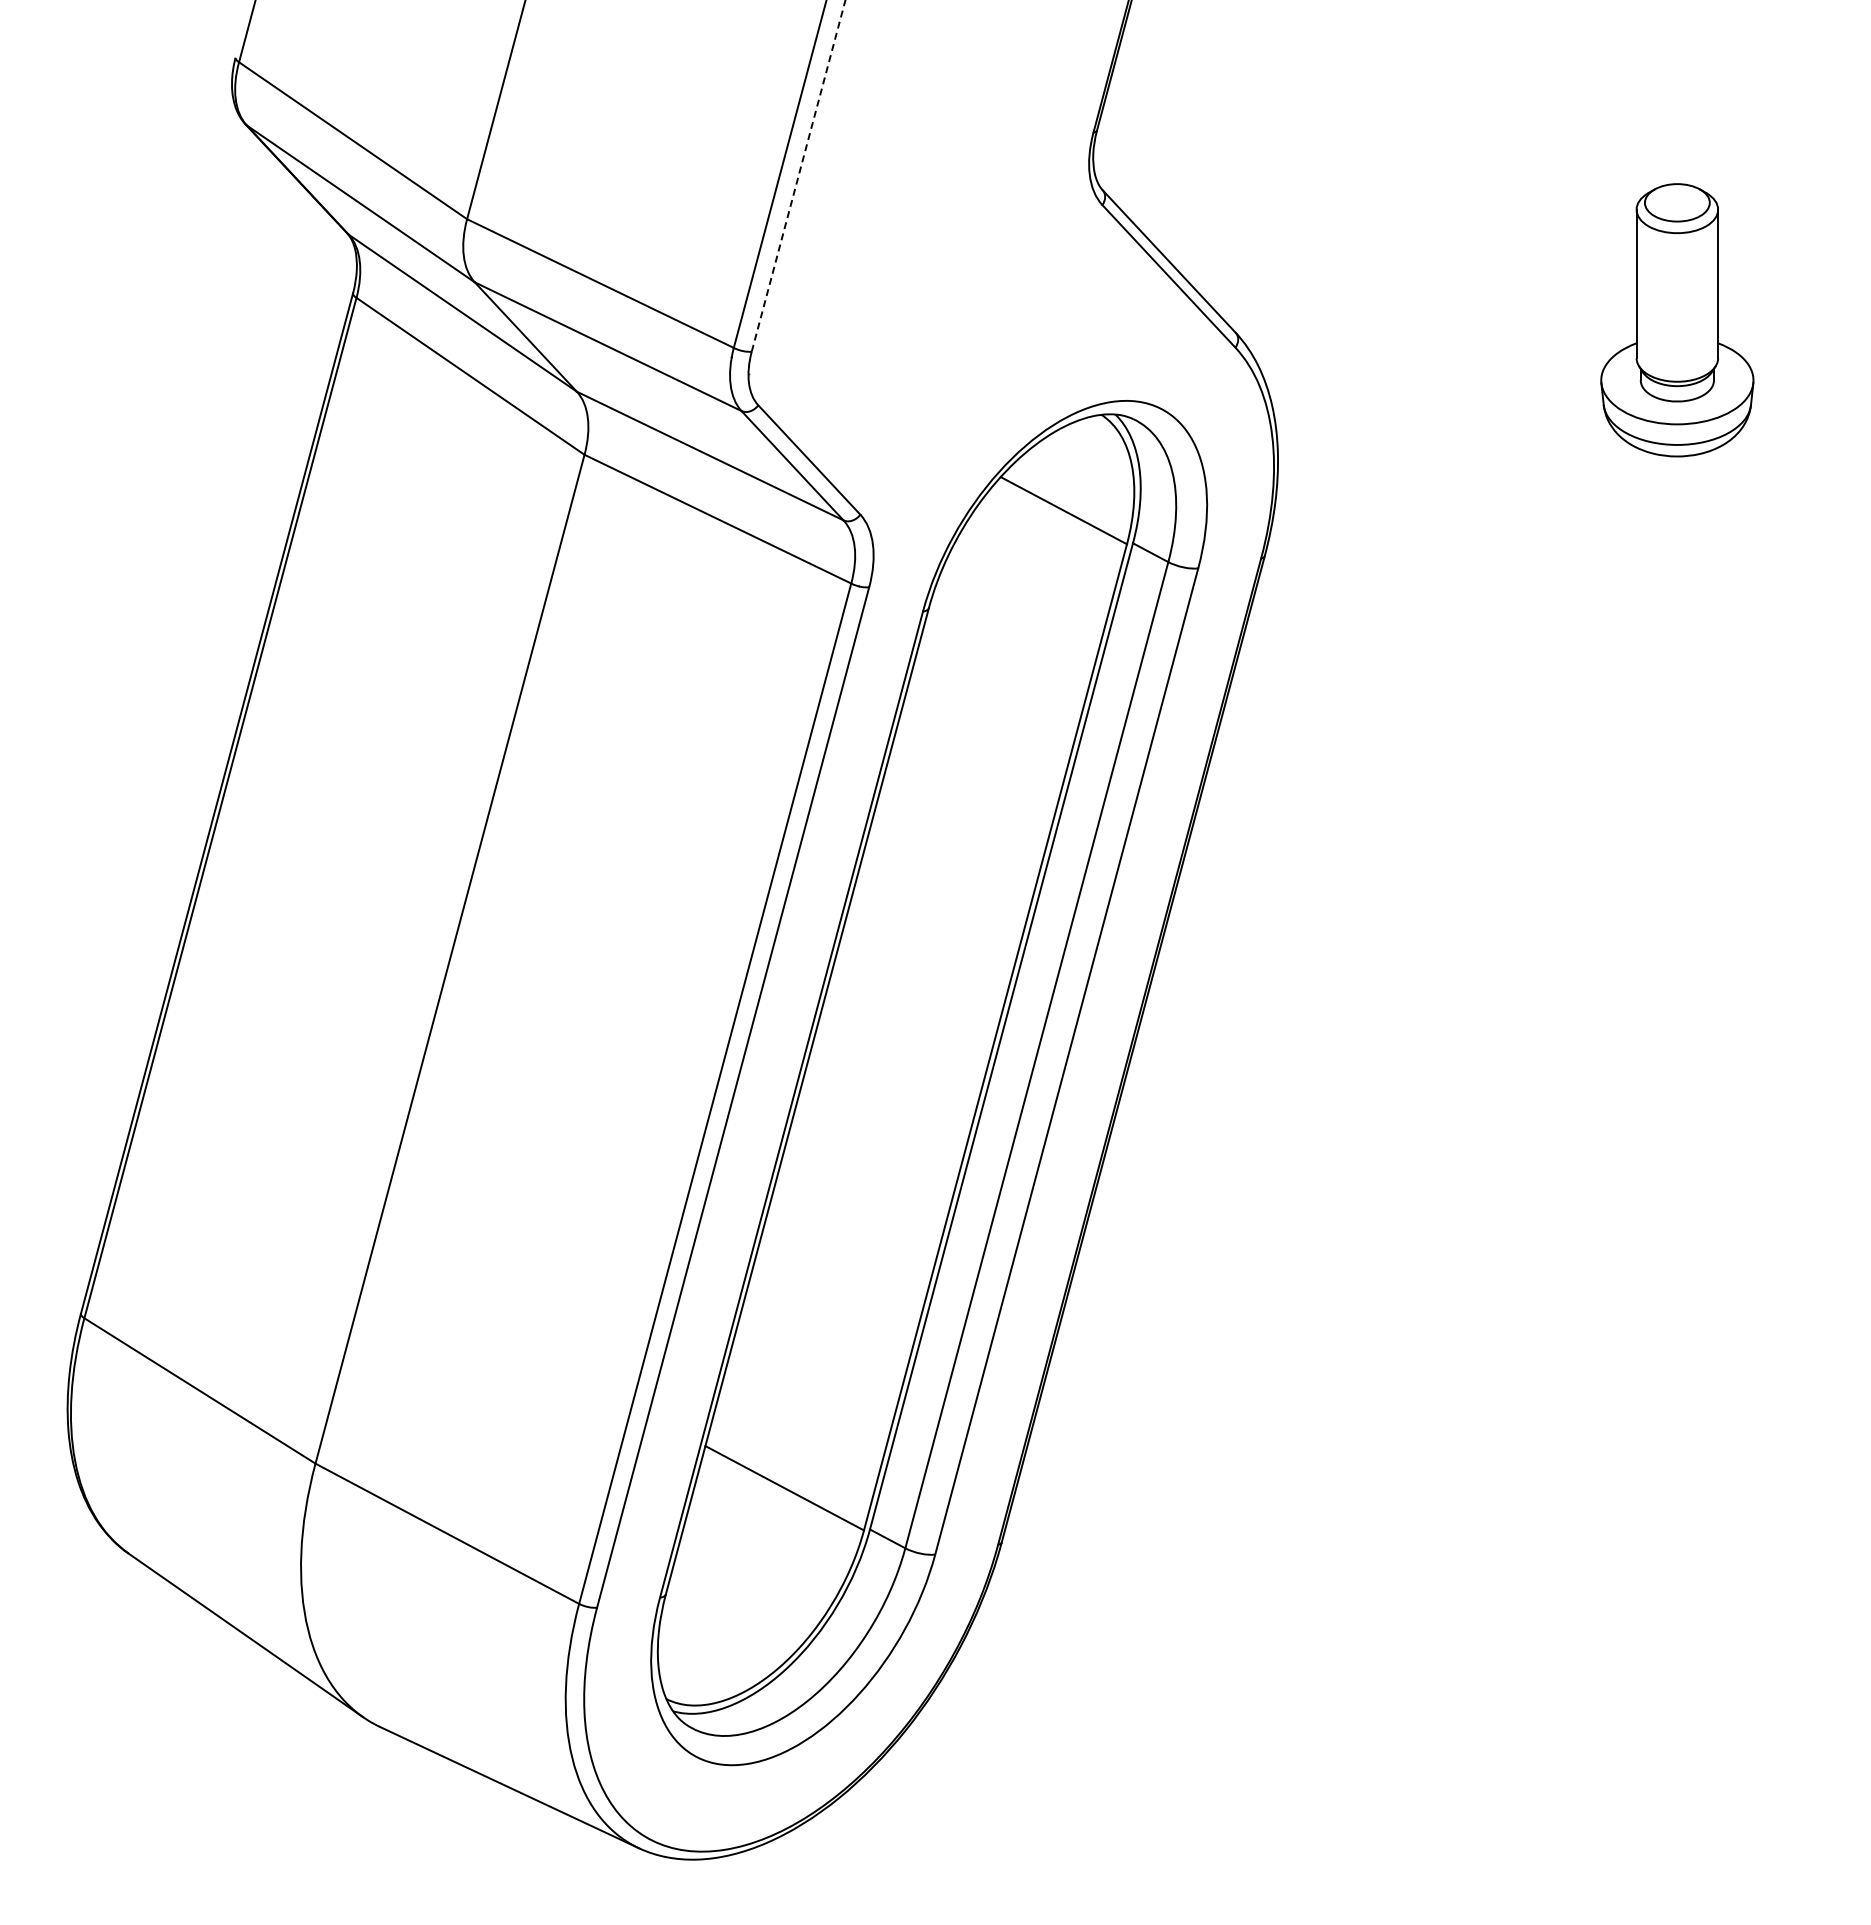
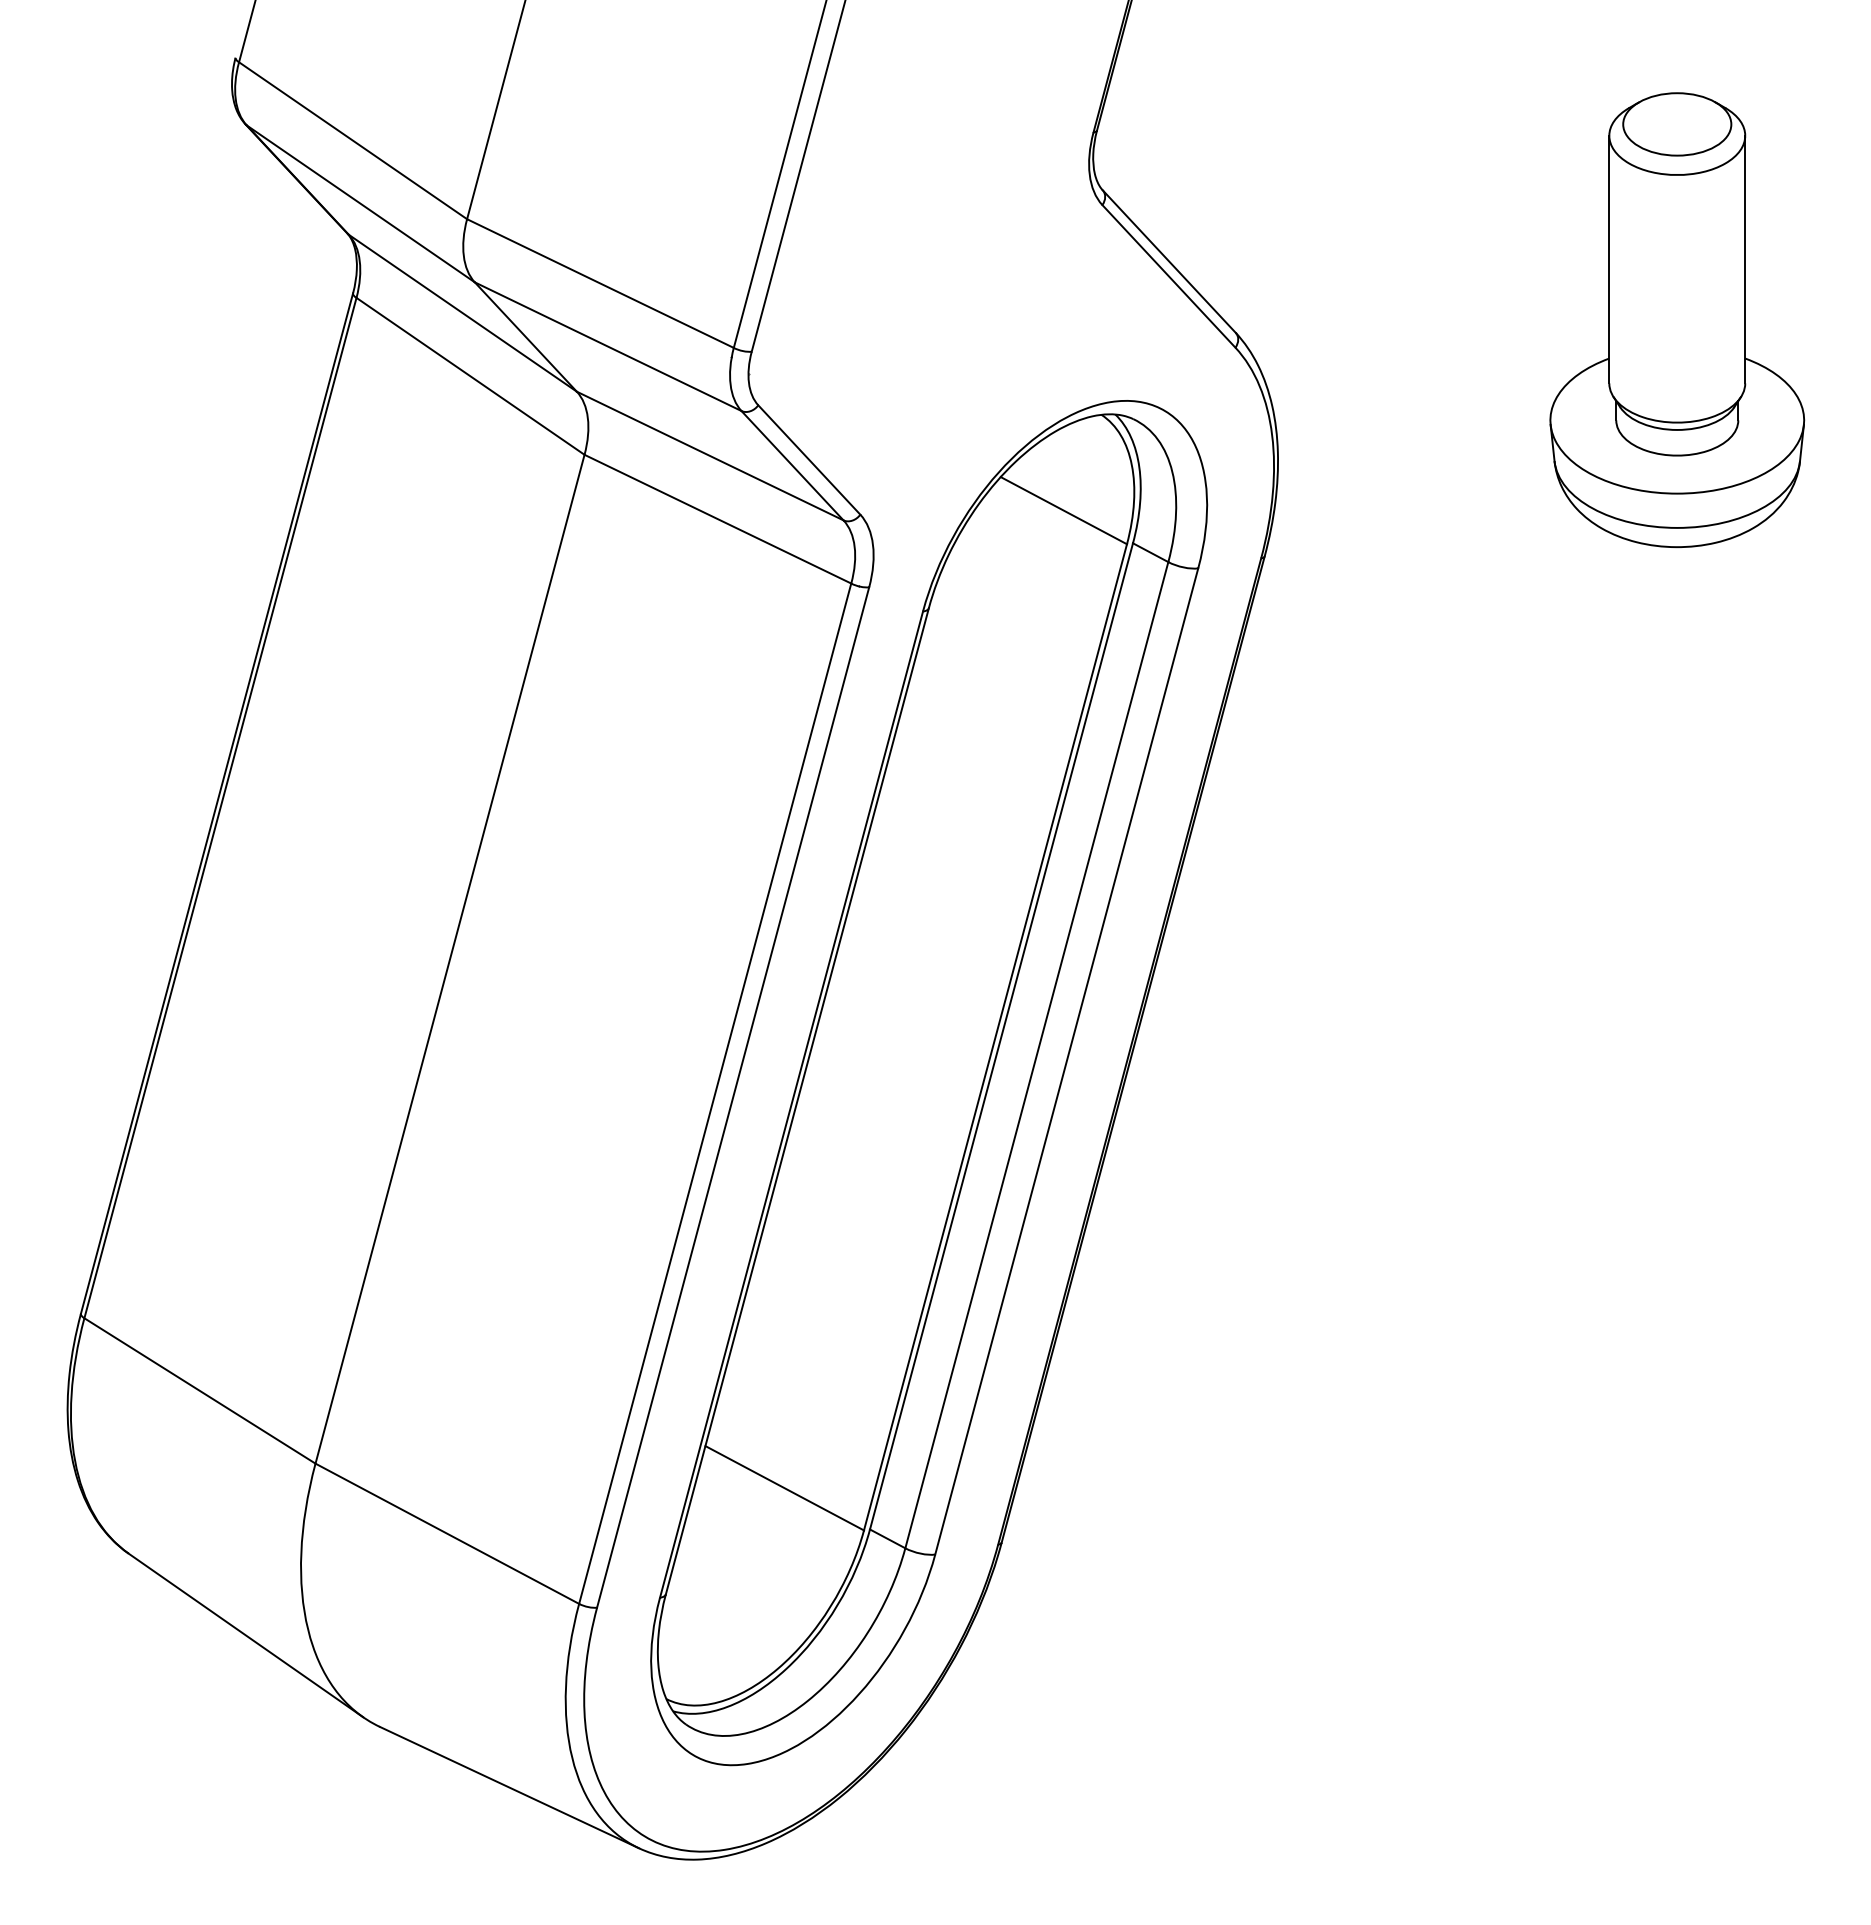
line: dashed -> solid (798, 175)
part size: 155x275 px -> 257x457 px (1677, 320)
